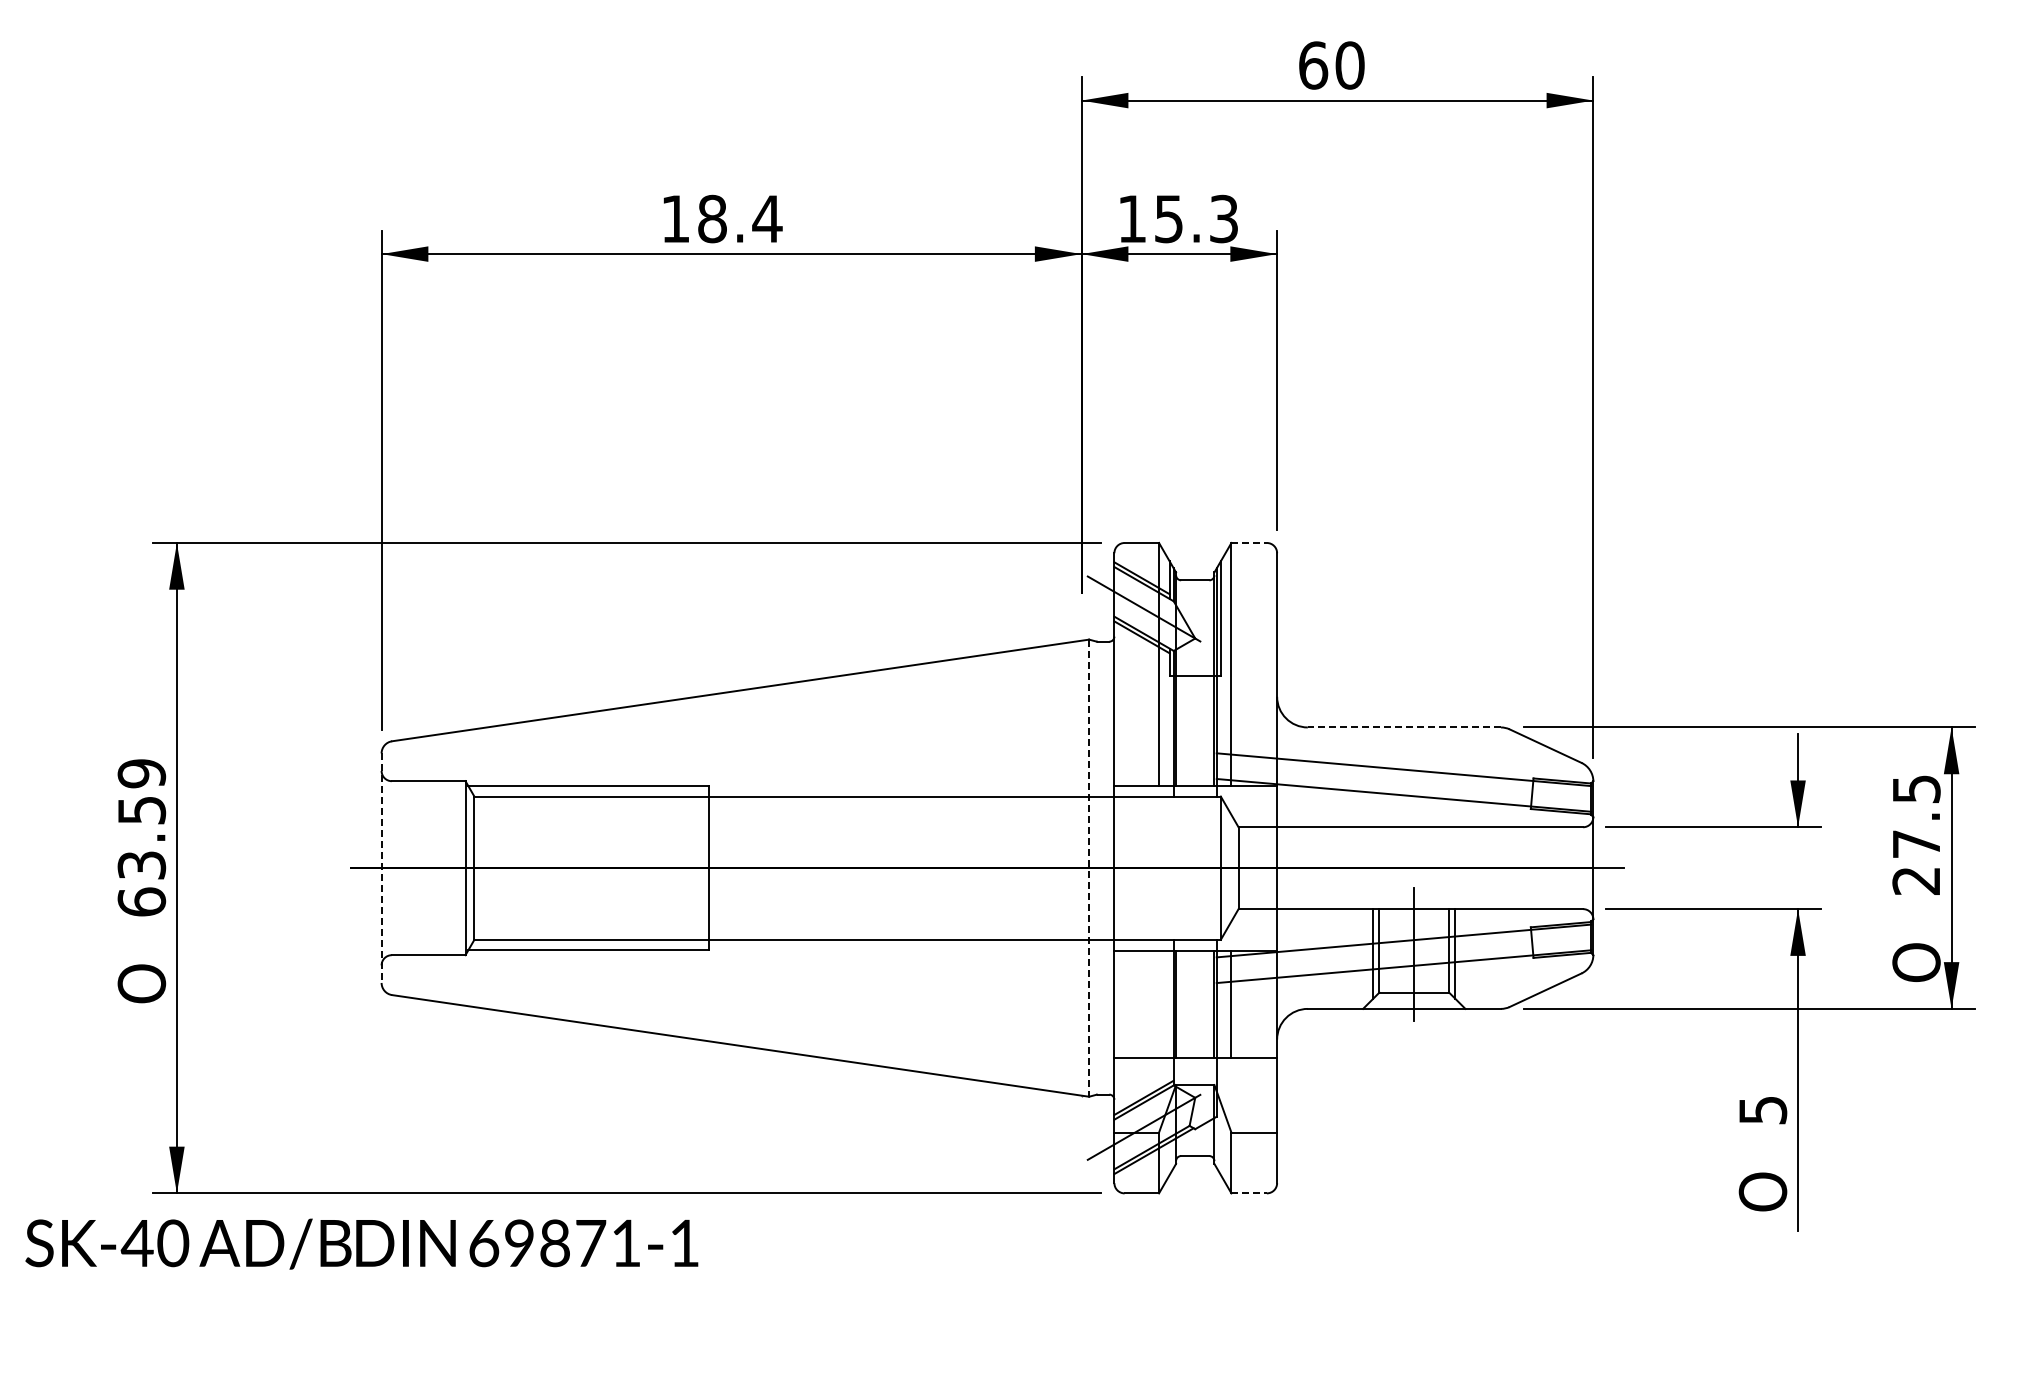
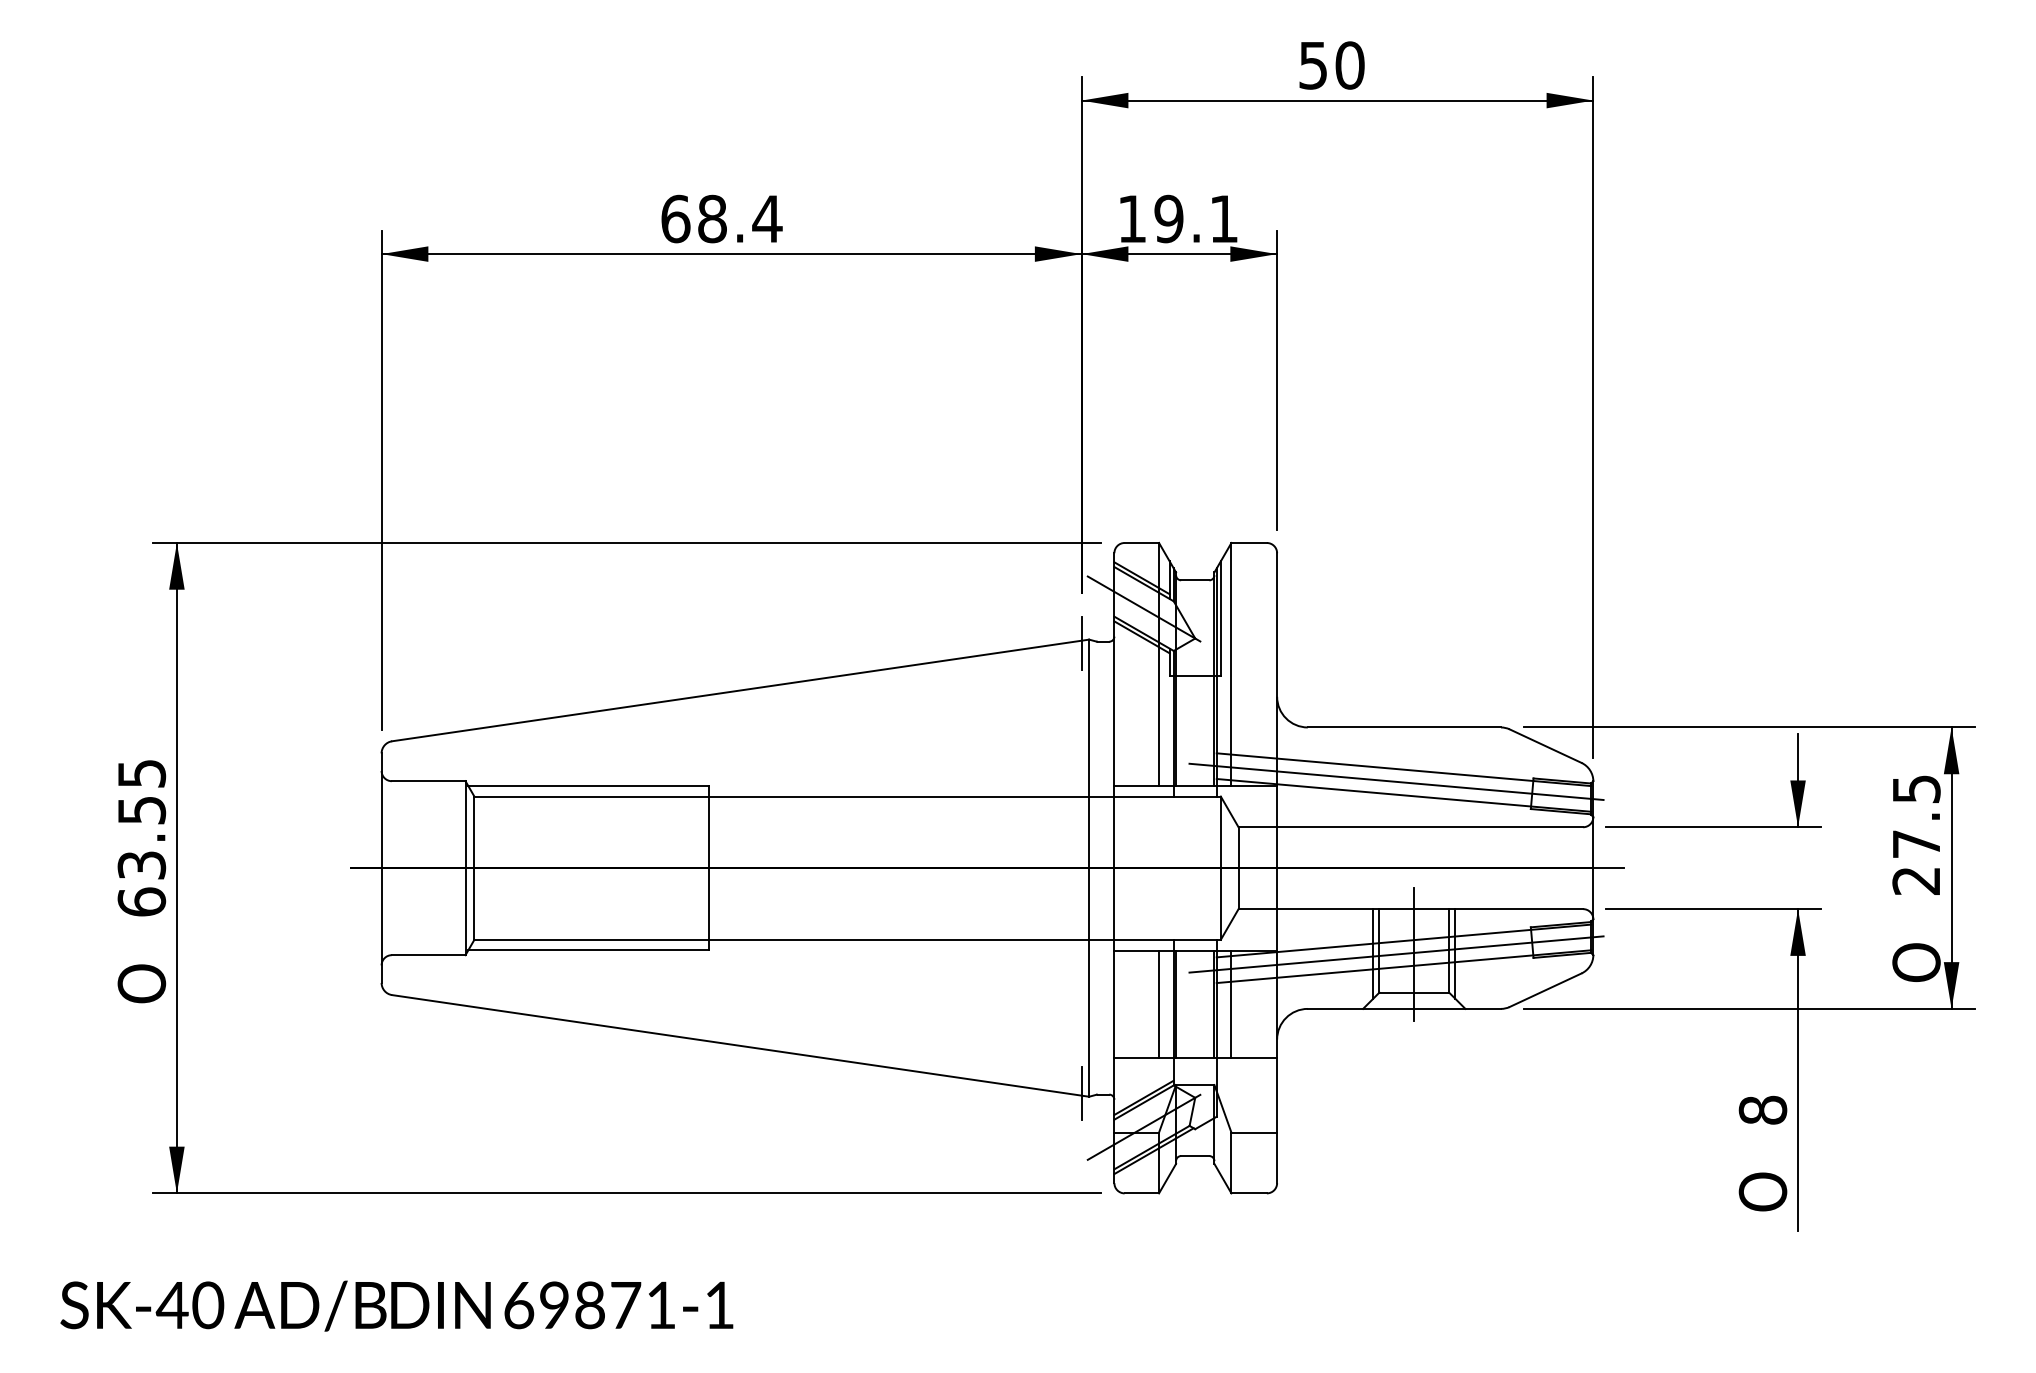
text: 60 -> 50 (1313, 65)
text: 18.4 -> 68.4 (675, 218)
text: 15.3 -> 19.1 (1195, 218)
line: dashed -> solid (1249, 542)
line: none -> present (1081, 642)
line: dashed -> solid (1404, 727)
text: 63.59 -> 63.55 (141, 773)
line: none -> present (1396, 781)
line: dashed -> solid (381, 868)
line: dashed -> solid (1089, 868)
line: none -> present (1396, 954)
line: none -> present (1159, 1003)
line: none -> present (1081, 1092)
text: 5 -> 8 (1762, 1109)
line: dashed -> solid (1249, 1193)
text position: (361, 1243) -> (396, 1305) (396, 1305)
